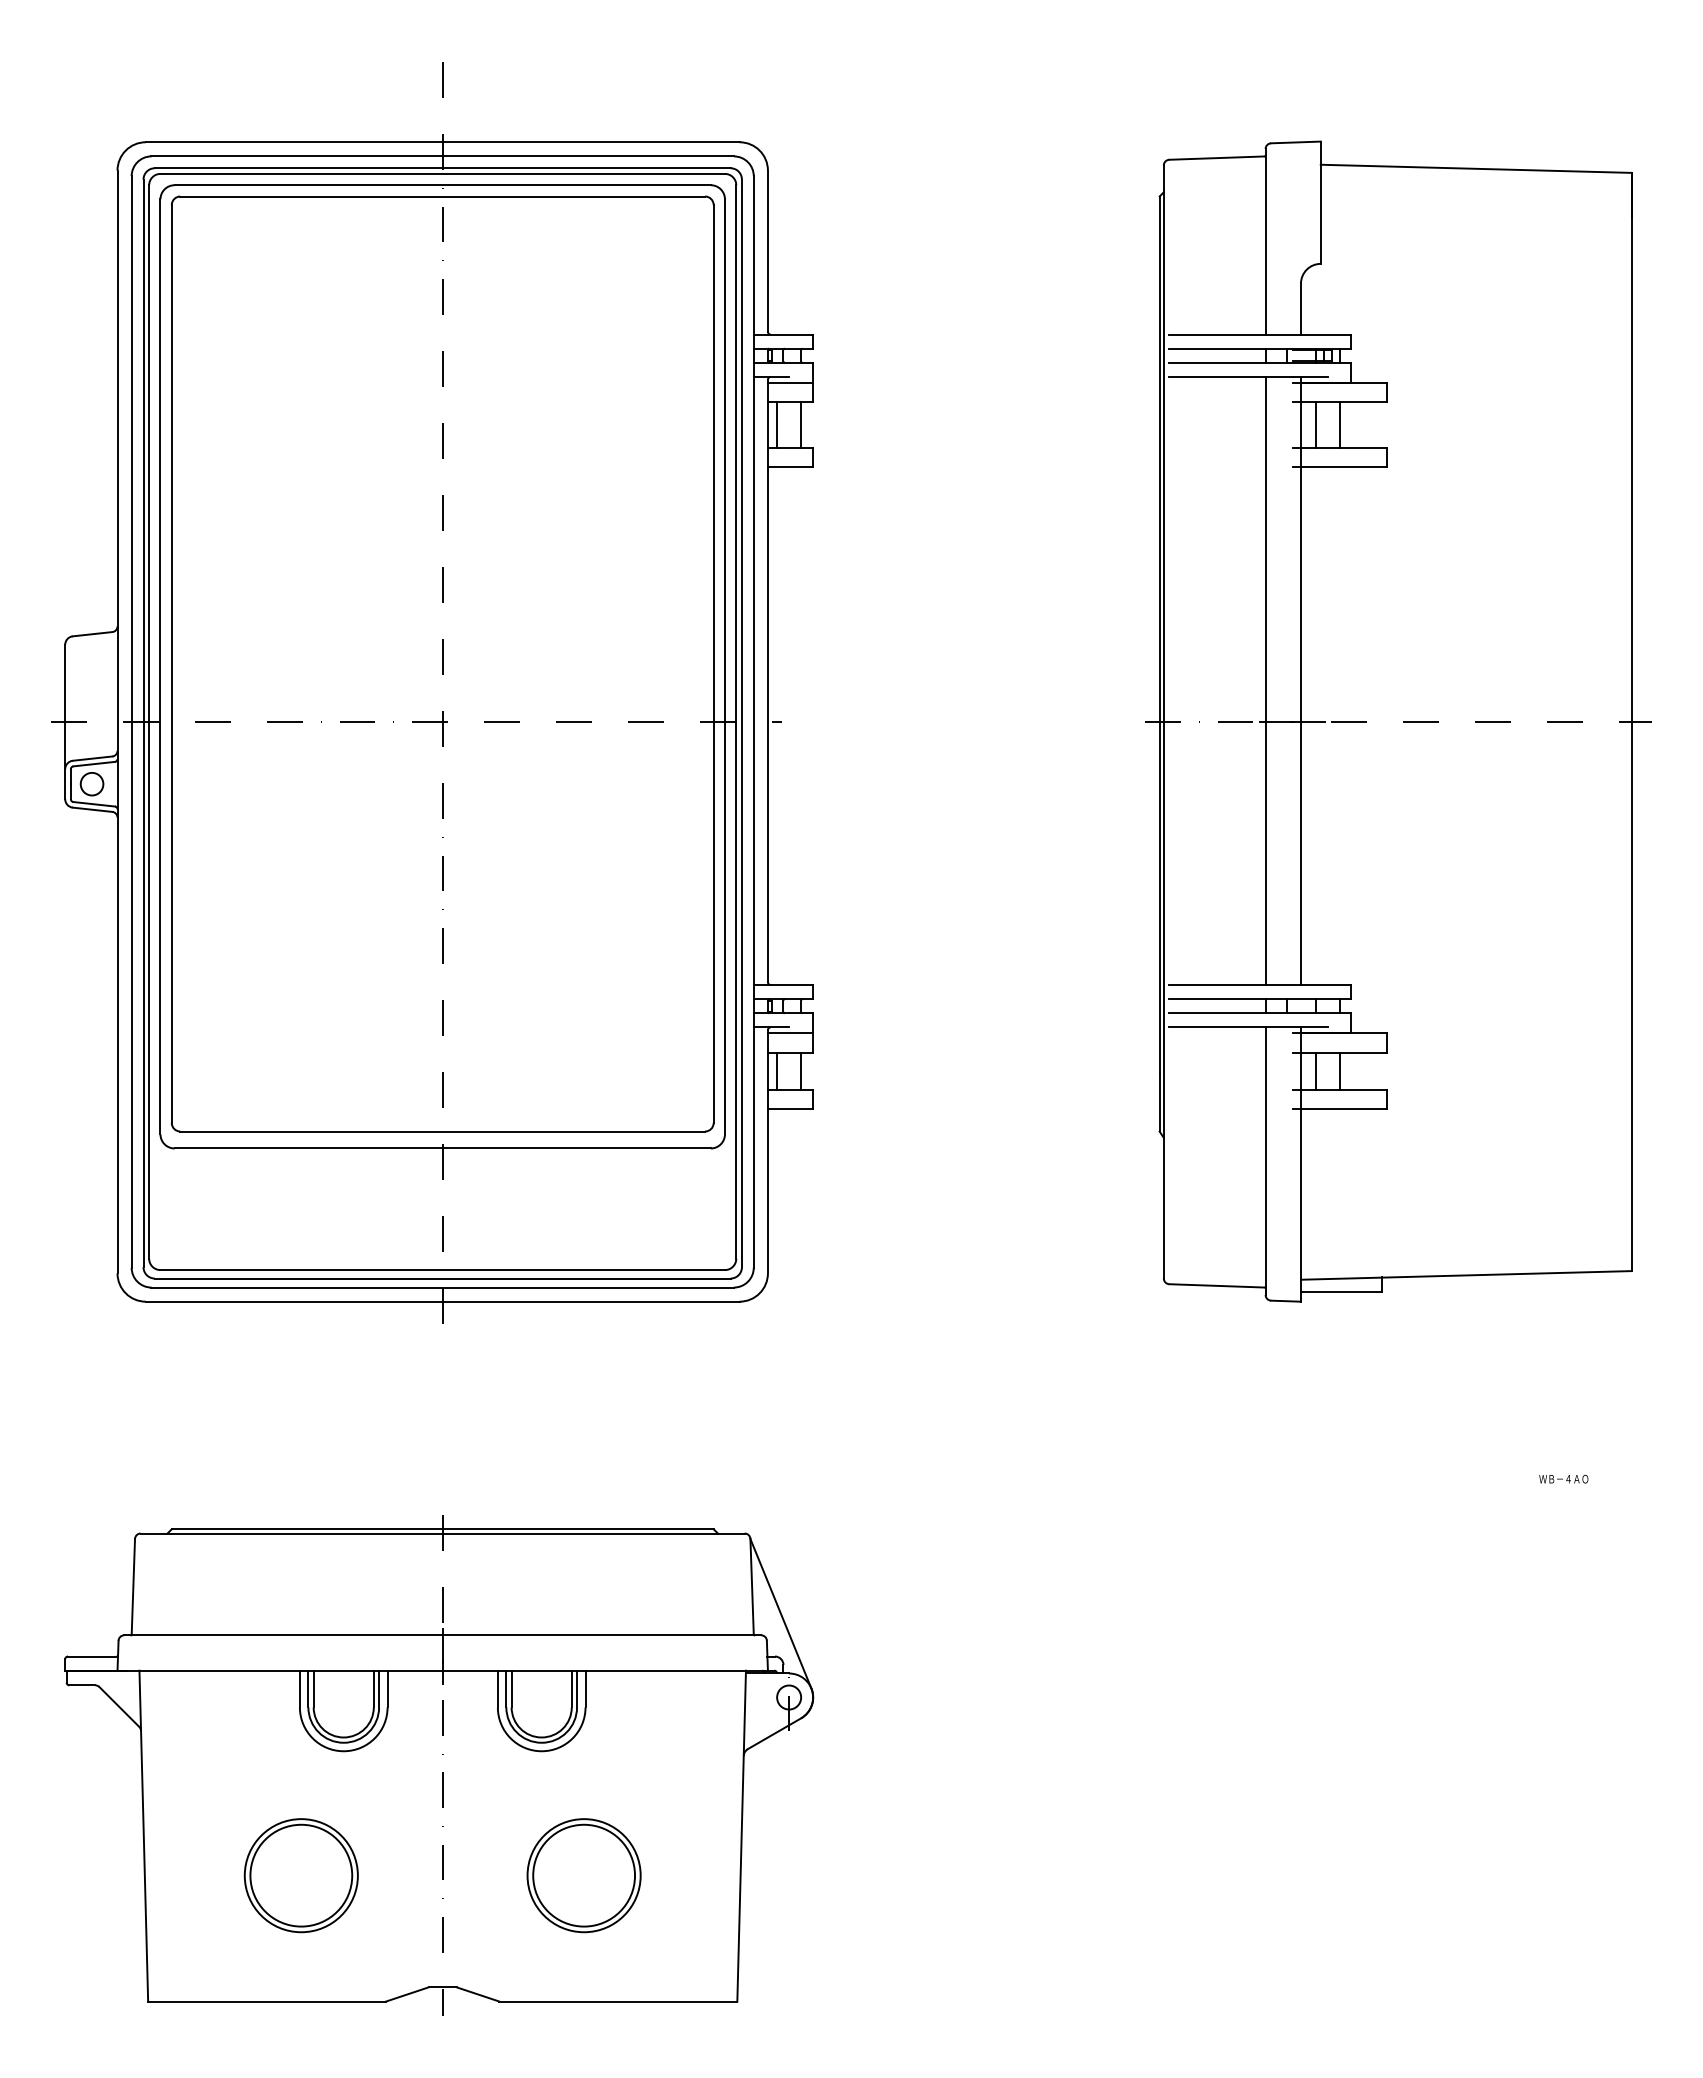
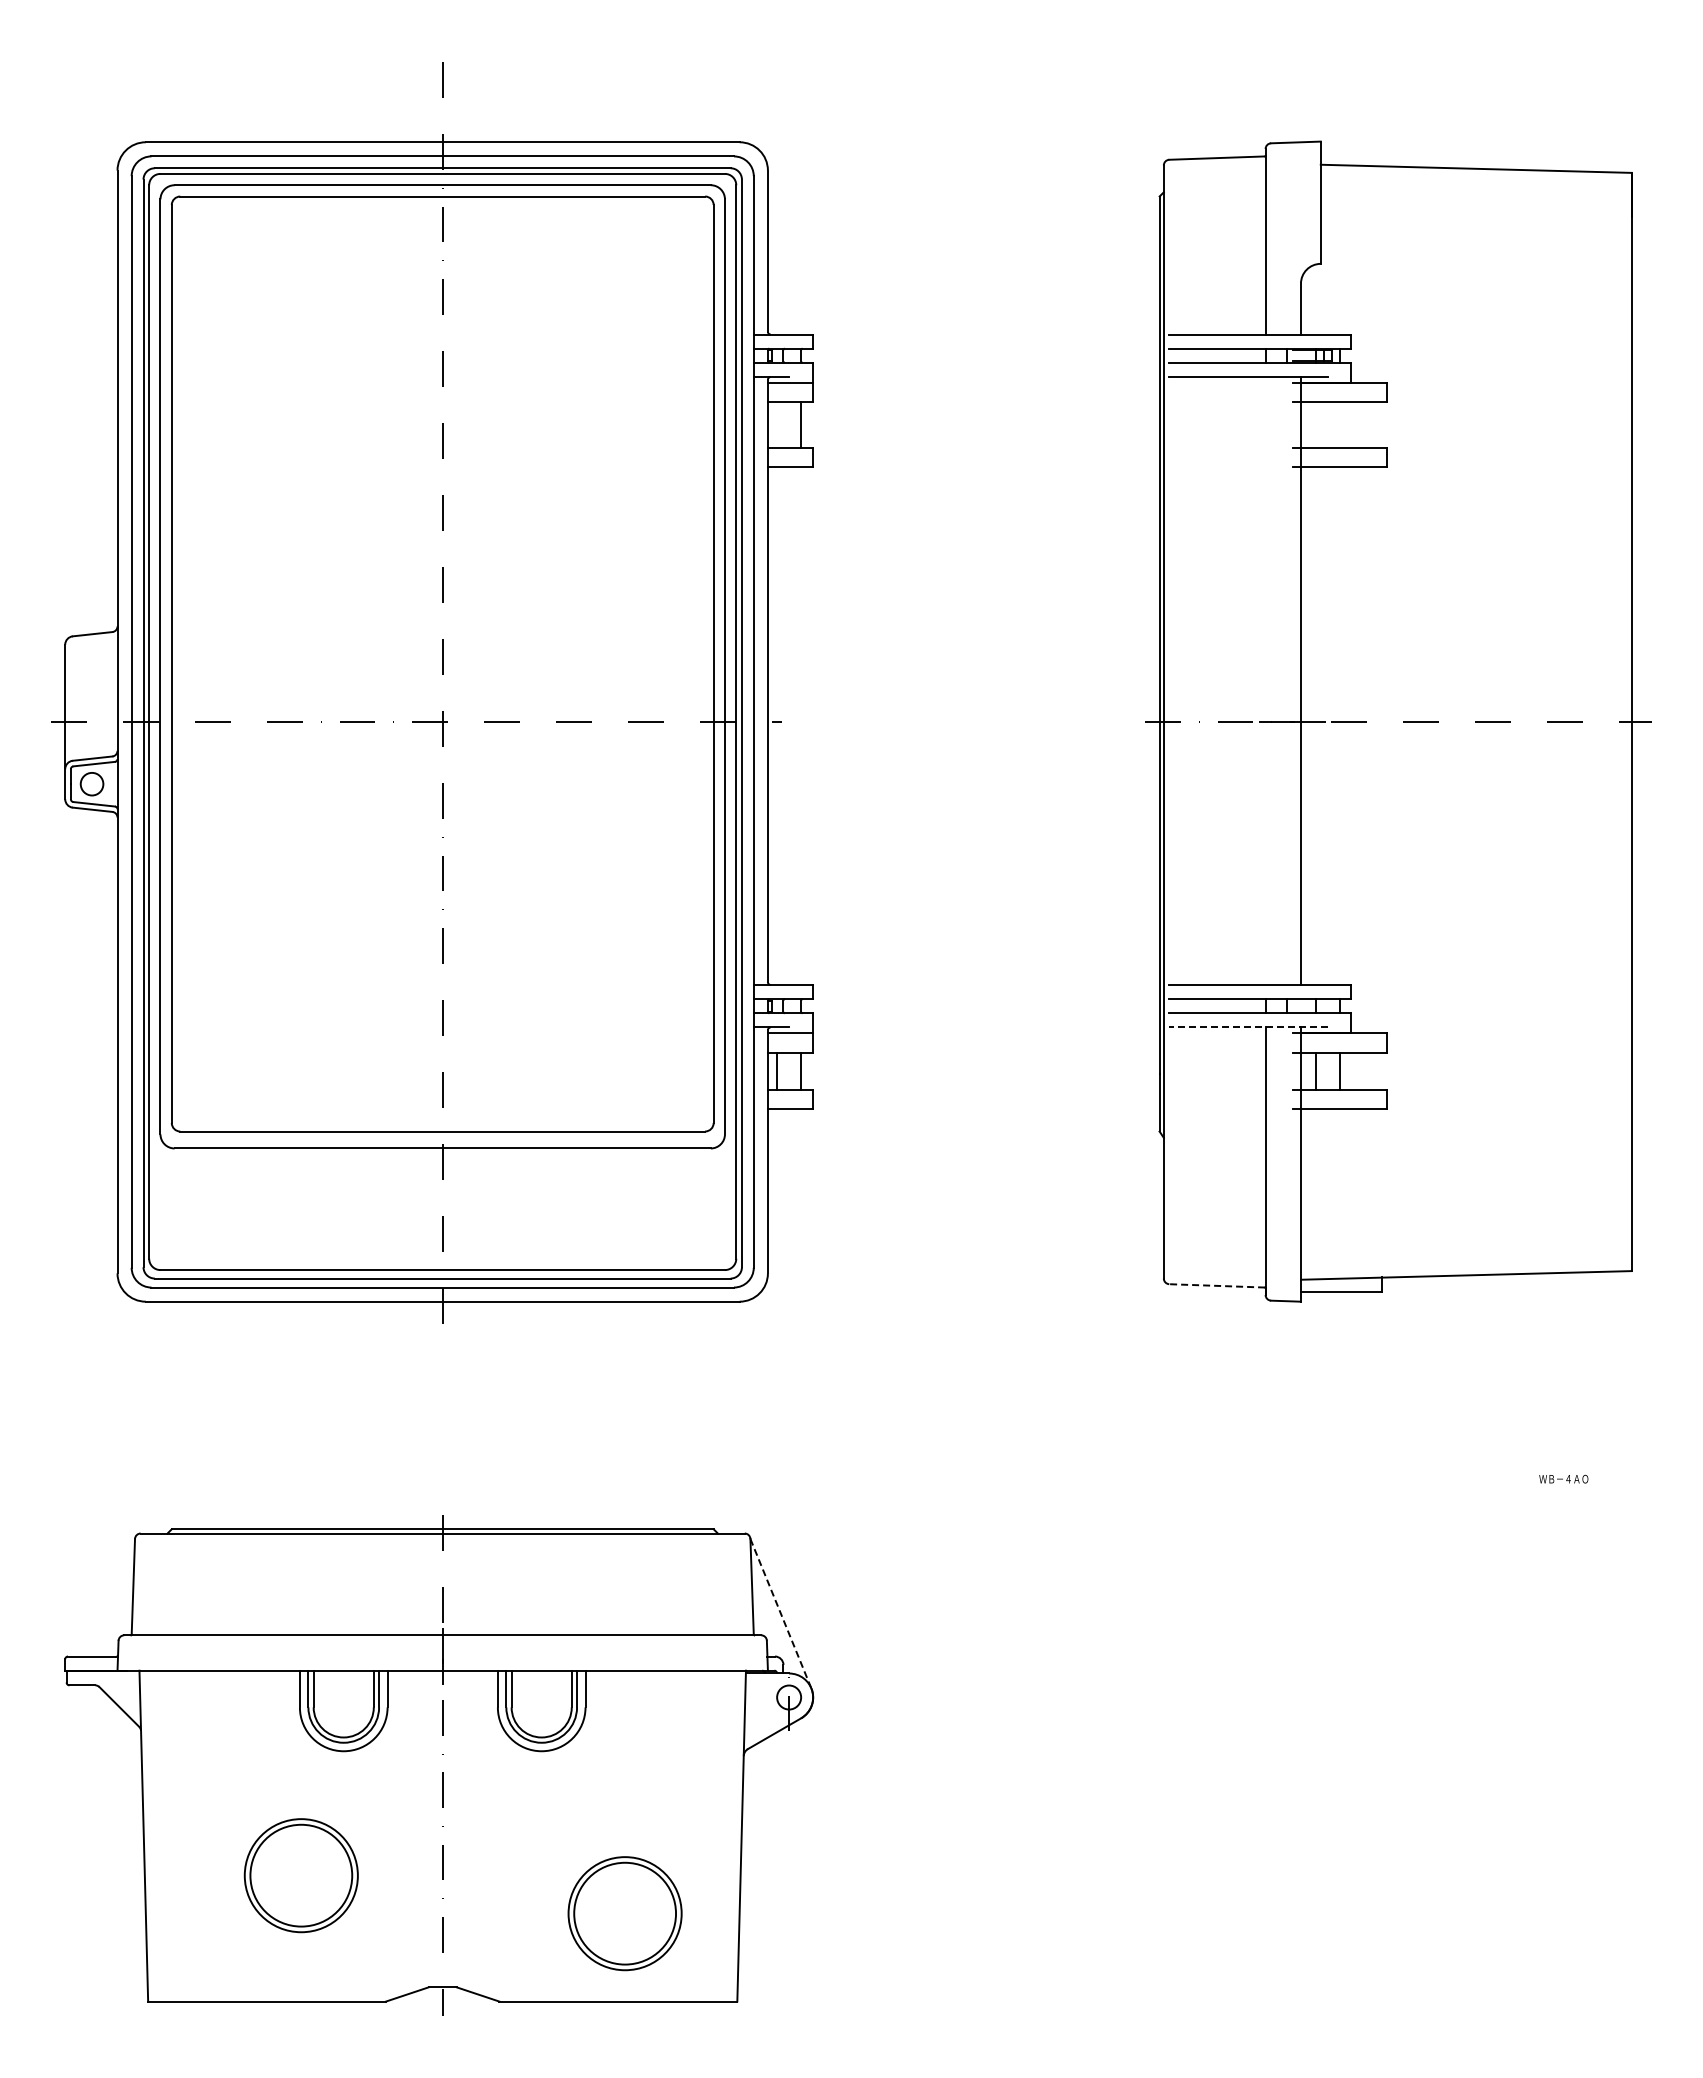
line: present -> none (777, 424)
line: present -> none (1315, 424)
line: present -> none (1339, 424)
line: present -> none (1265, 680)
line: solid -> dashed (1248, 1027)
line: solid -> dashed (1217, 1285)
line: solid -> dashed (780, 1613)
part position: (583, 1875) -> (624, 1913) (624, 1913)
